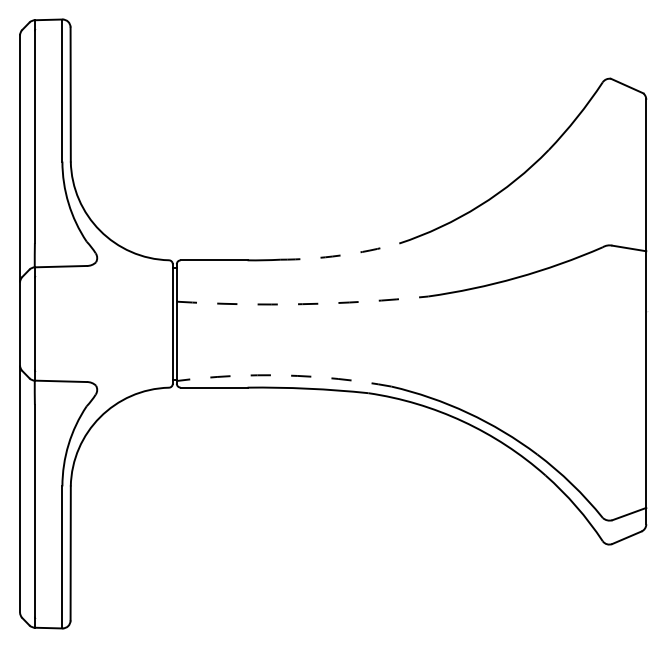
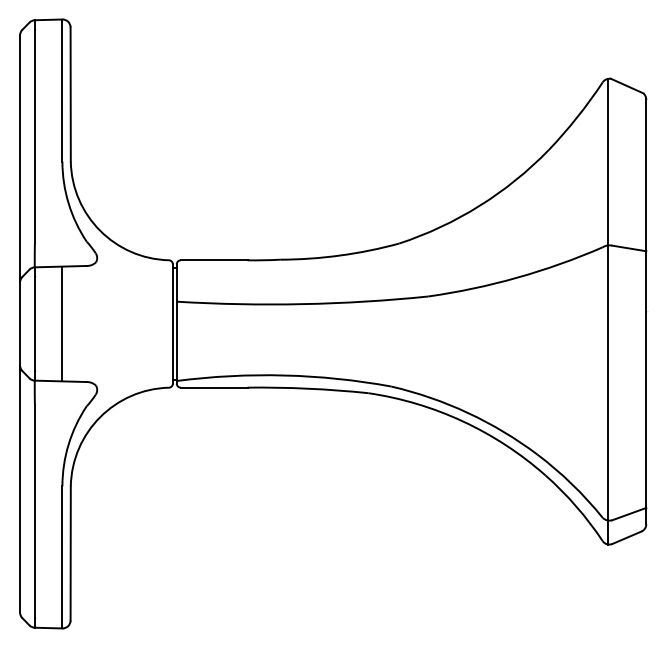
arc: dashed -> solid (340, 255)
arc: dashed -> solid (302, 304)
line: none -> present (608, 311)
line: none -> present (62, 323)
arc: dashed -> solid (284, 375)
